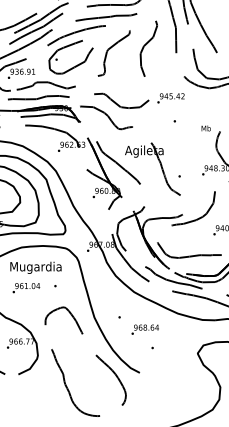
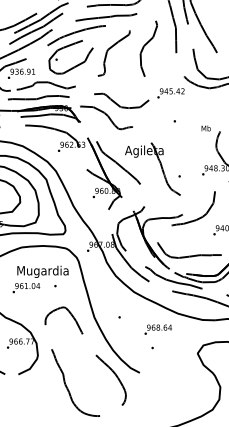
text position: (170, 98) -> (170, 93) (170, 93)
text position: (35, 267) -> (42, 271) (42, 271)
text position: (144, 329) -> (157, 329) (157, 329)
